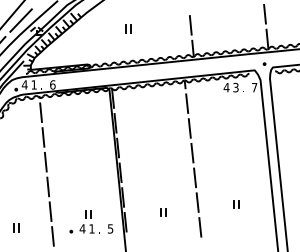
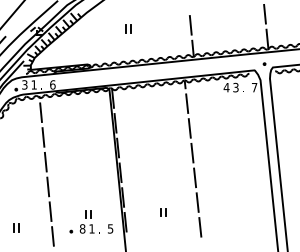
line: present -> none (20, 20)
text: 4 -> 3 (24, 84)
part: present -> none (236, 204)
text: 4 -> 8 (82, 228)
